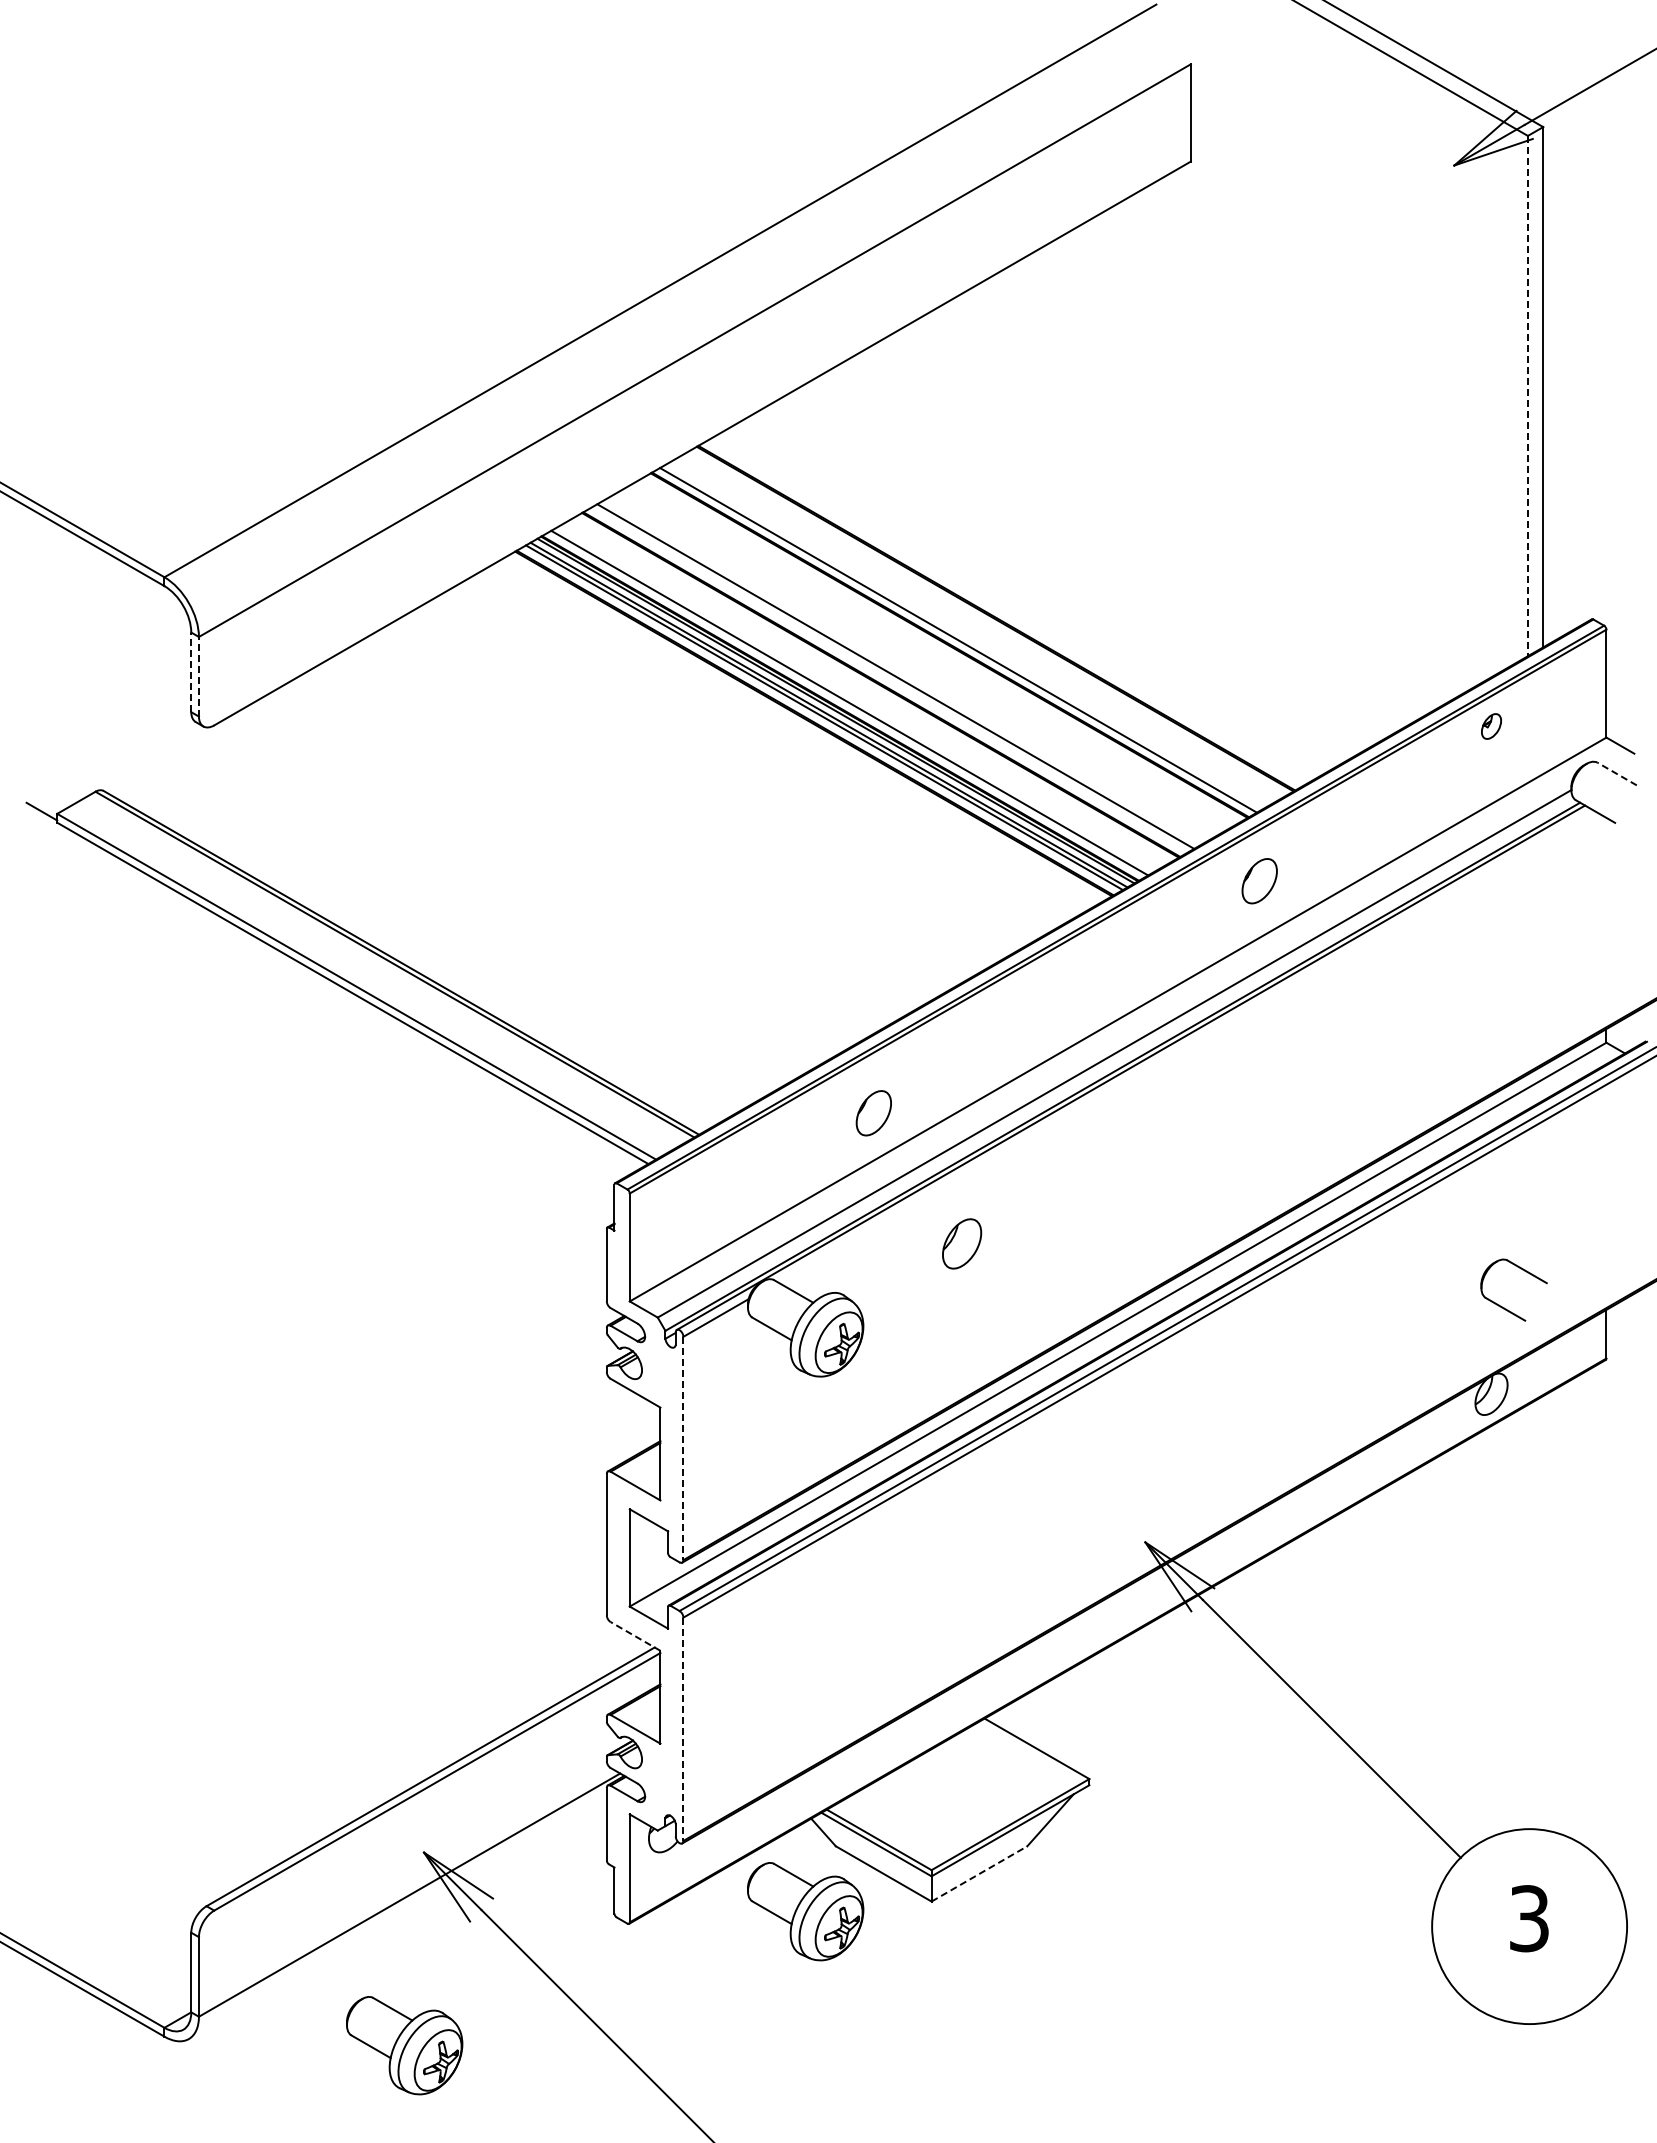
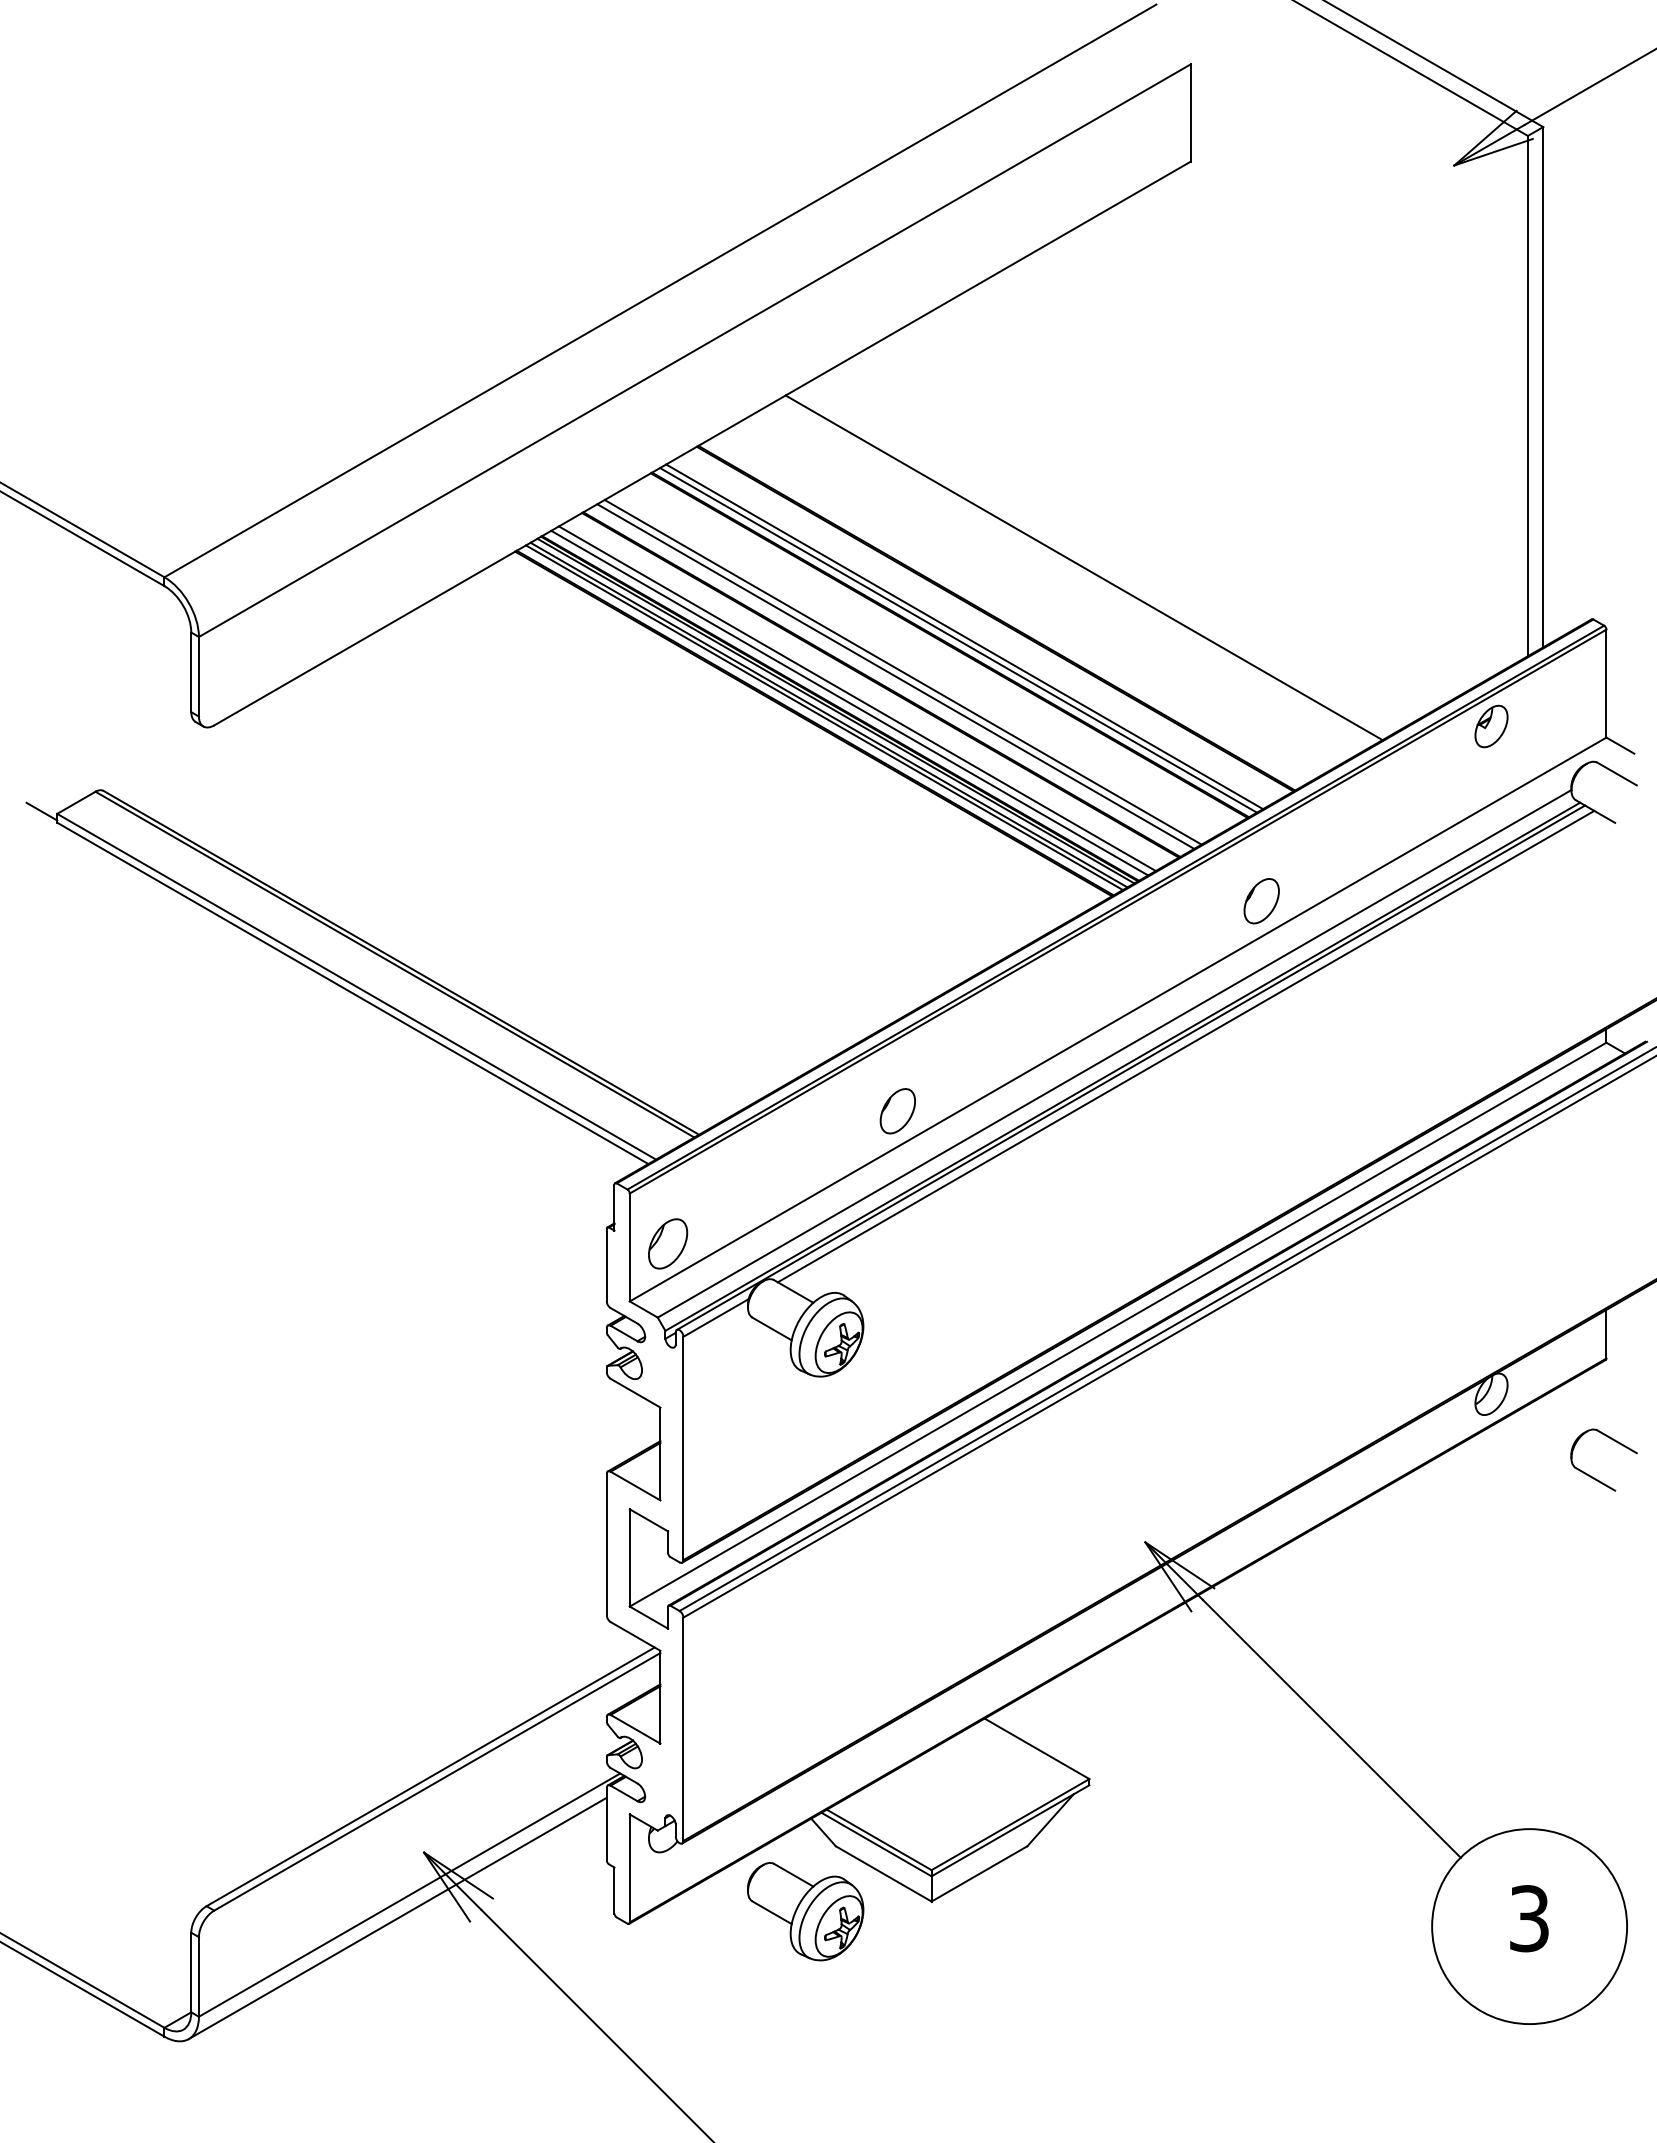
line: dashed -> solid (1527, 396)
line: none -> present (1083, 567)
line: none -> present (964, 636)
line: dashed -> solid (191, 672)
line: none -> present (902, 672)
line: dashed -> solid (198, 676)
line: none -> present (856, 698)
part size: 21x27 px -> 35x45 px (1491, 726)
line: dashed -> solid (1617, 774)
part position: (1259, 881) -> (1261, 901) (1261, 901)
line: none -> present (1185, 1046)
part position: (873, 1113) -> (897, 1111) (897, 1111)
part position: (962, 1243) -> (668, 1243) (668, 1243)
part position: (1504, 1307) -> (1594, 1477) (1594, 1477)
line: dashed -> solid (683, 1448)
line: dashed -> solid (635, 1636)
line: dashed -> solid (683, 1729)
line: dashed -> solid (979, 1873)
line: none -> present (397, 1918)
part: present -> none (404, 2045)
